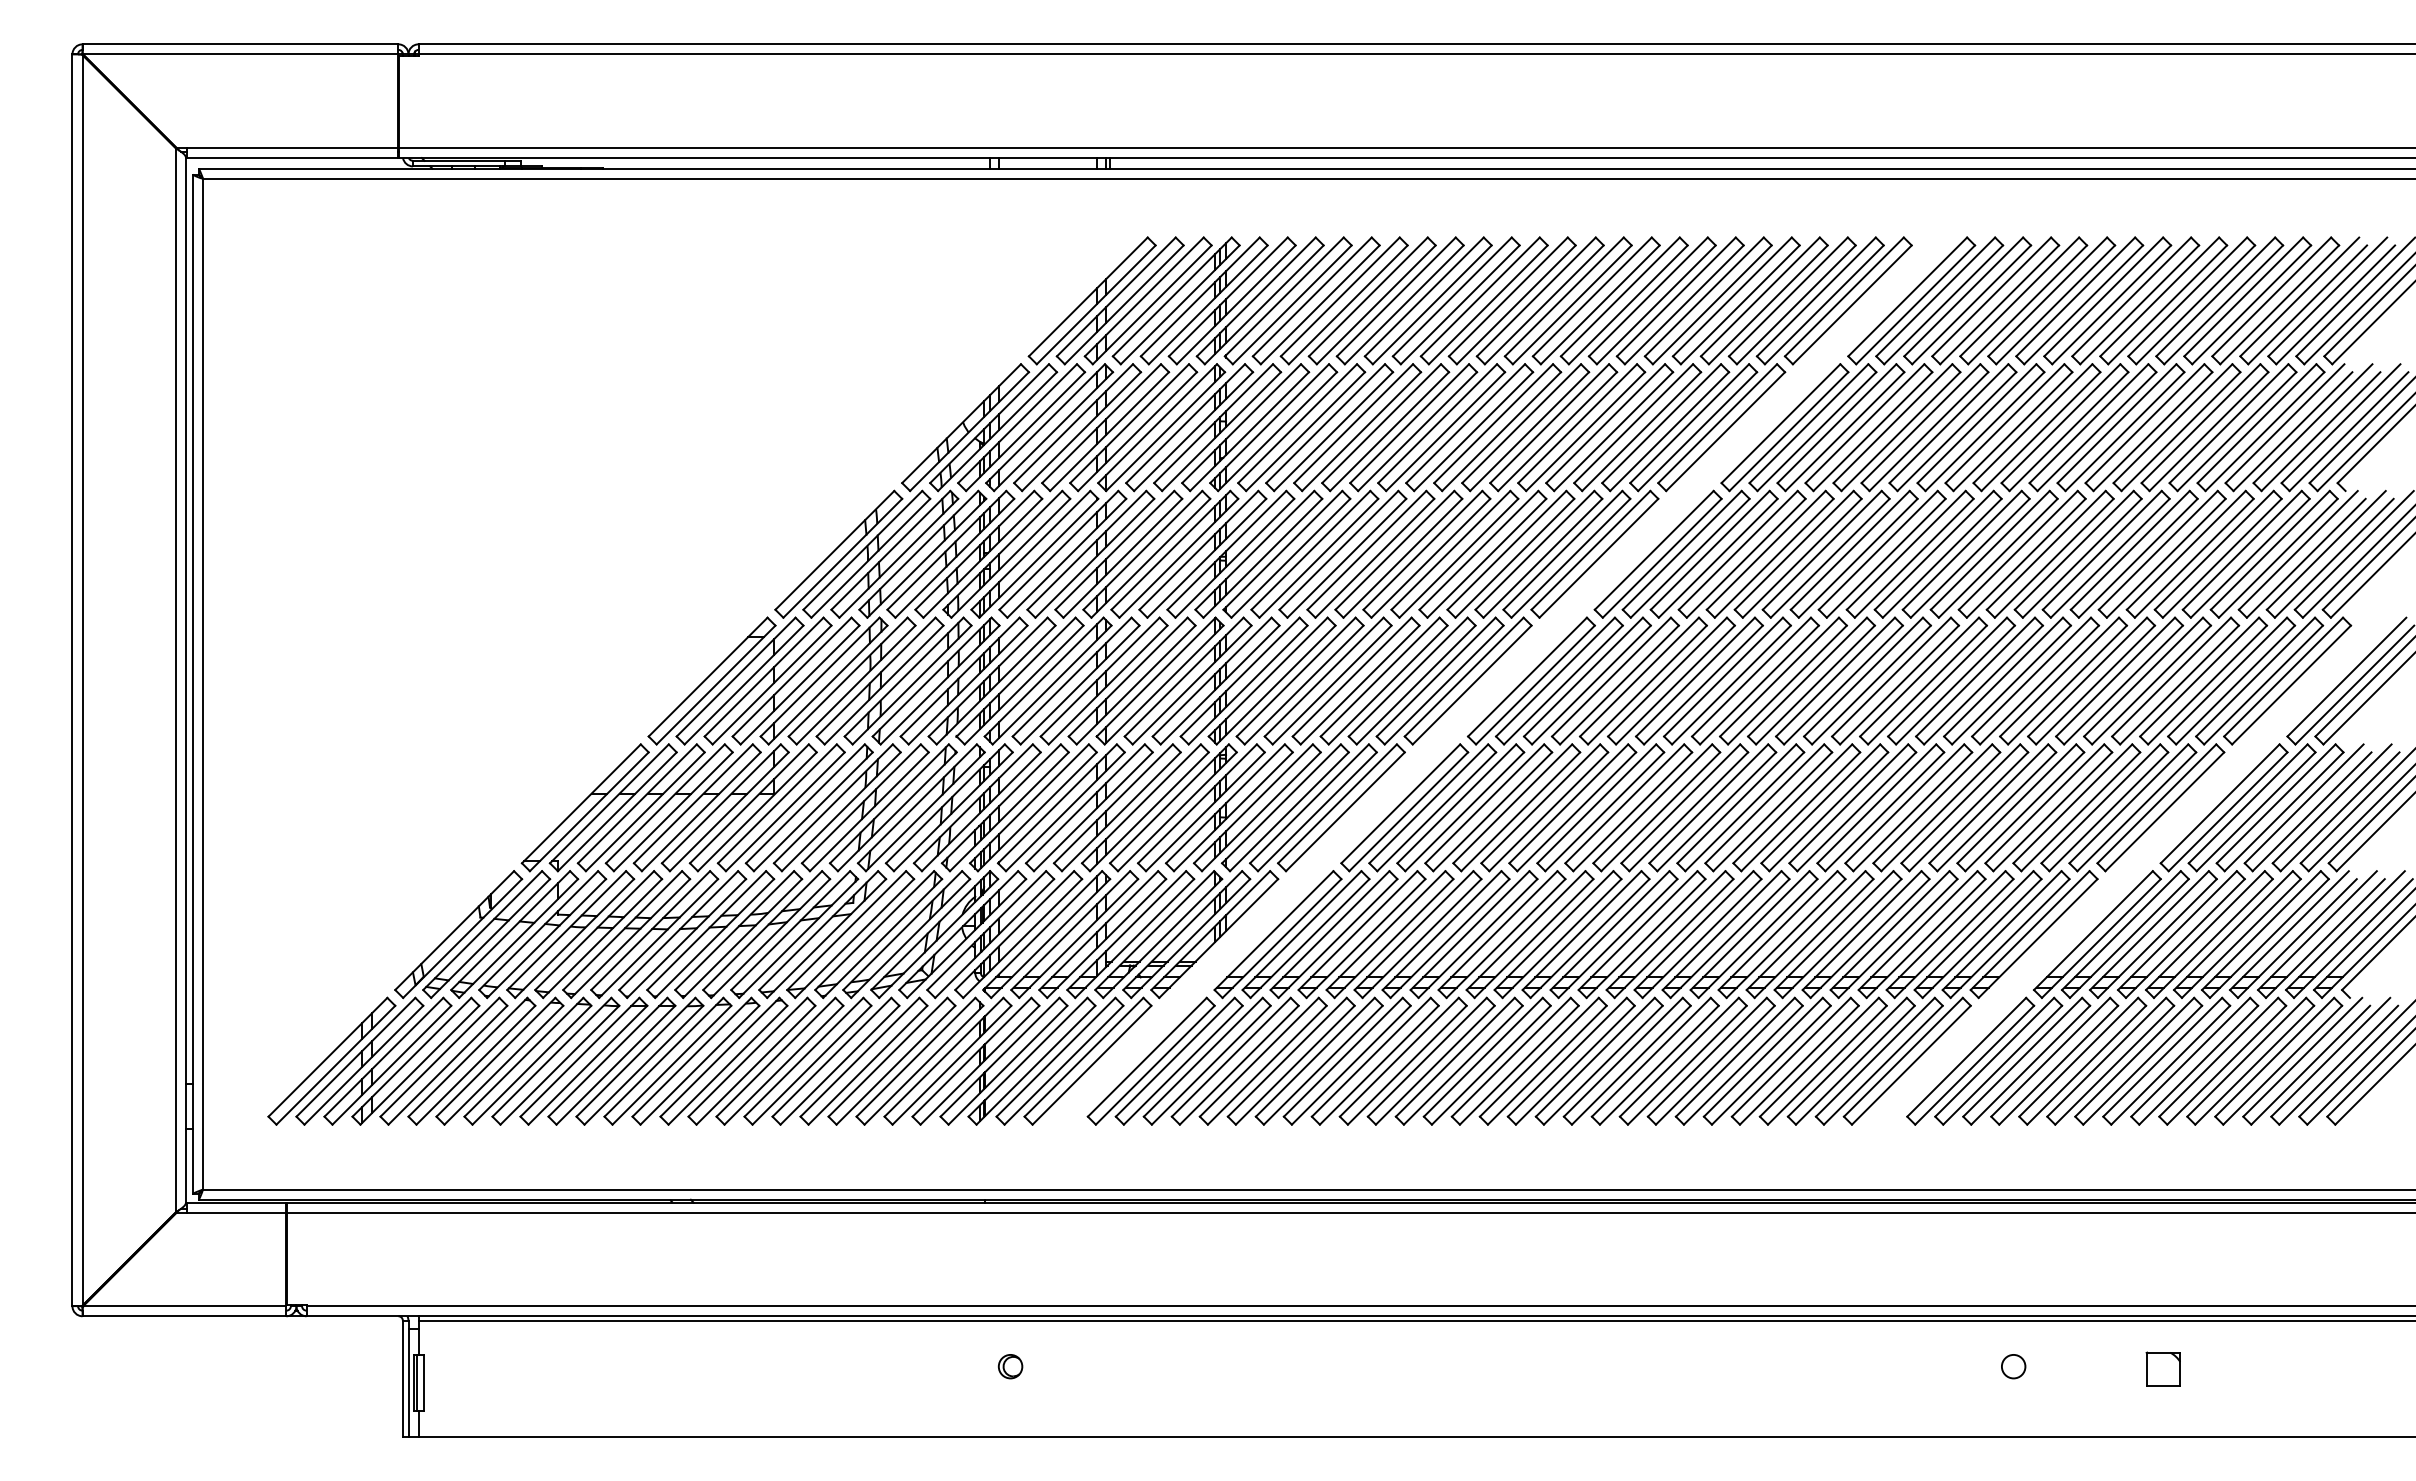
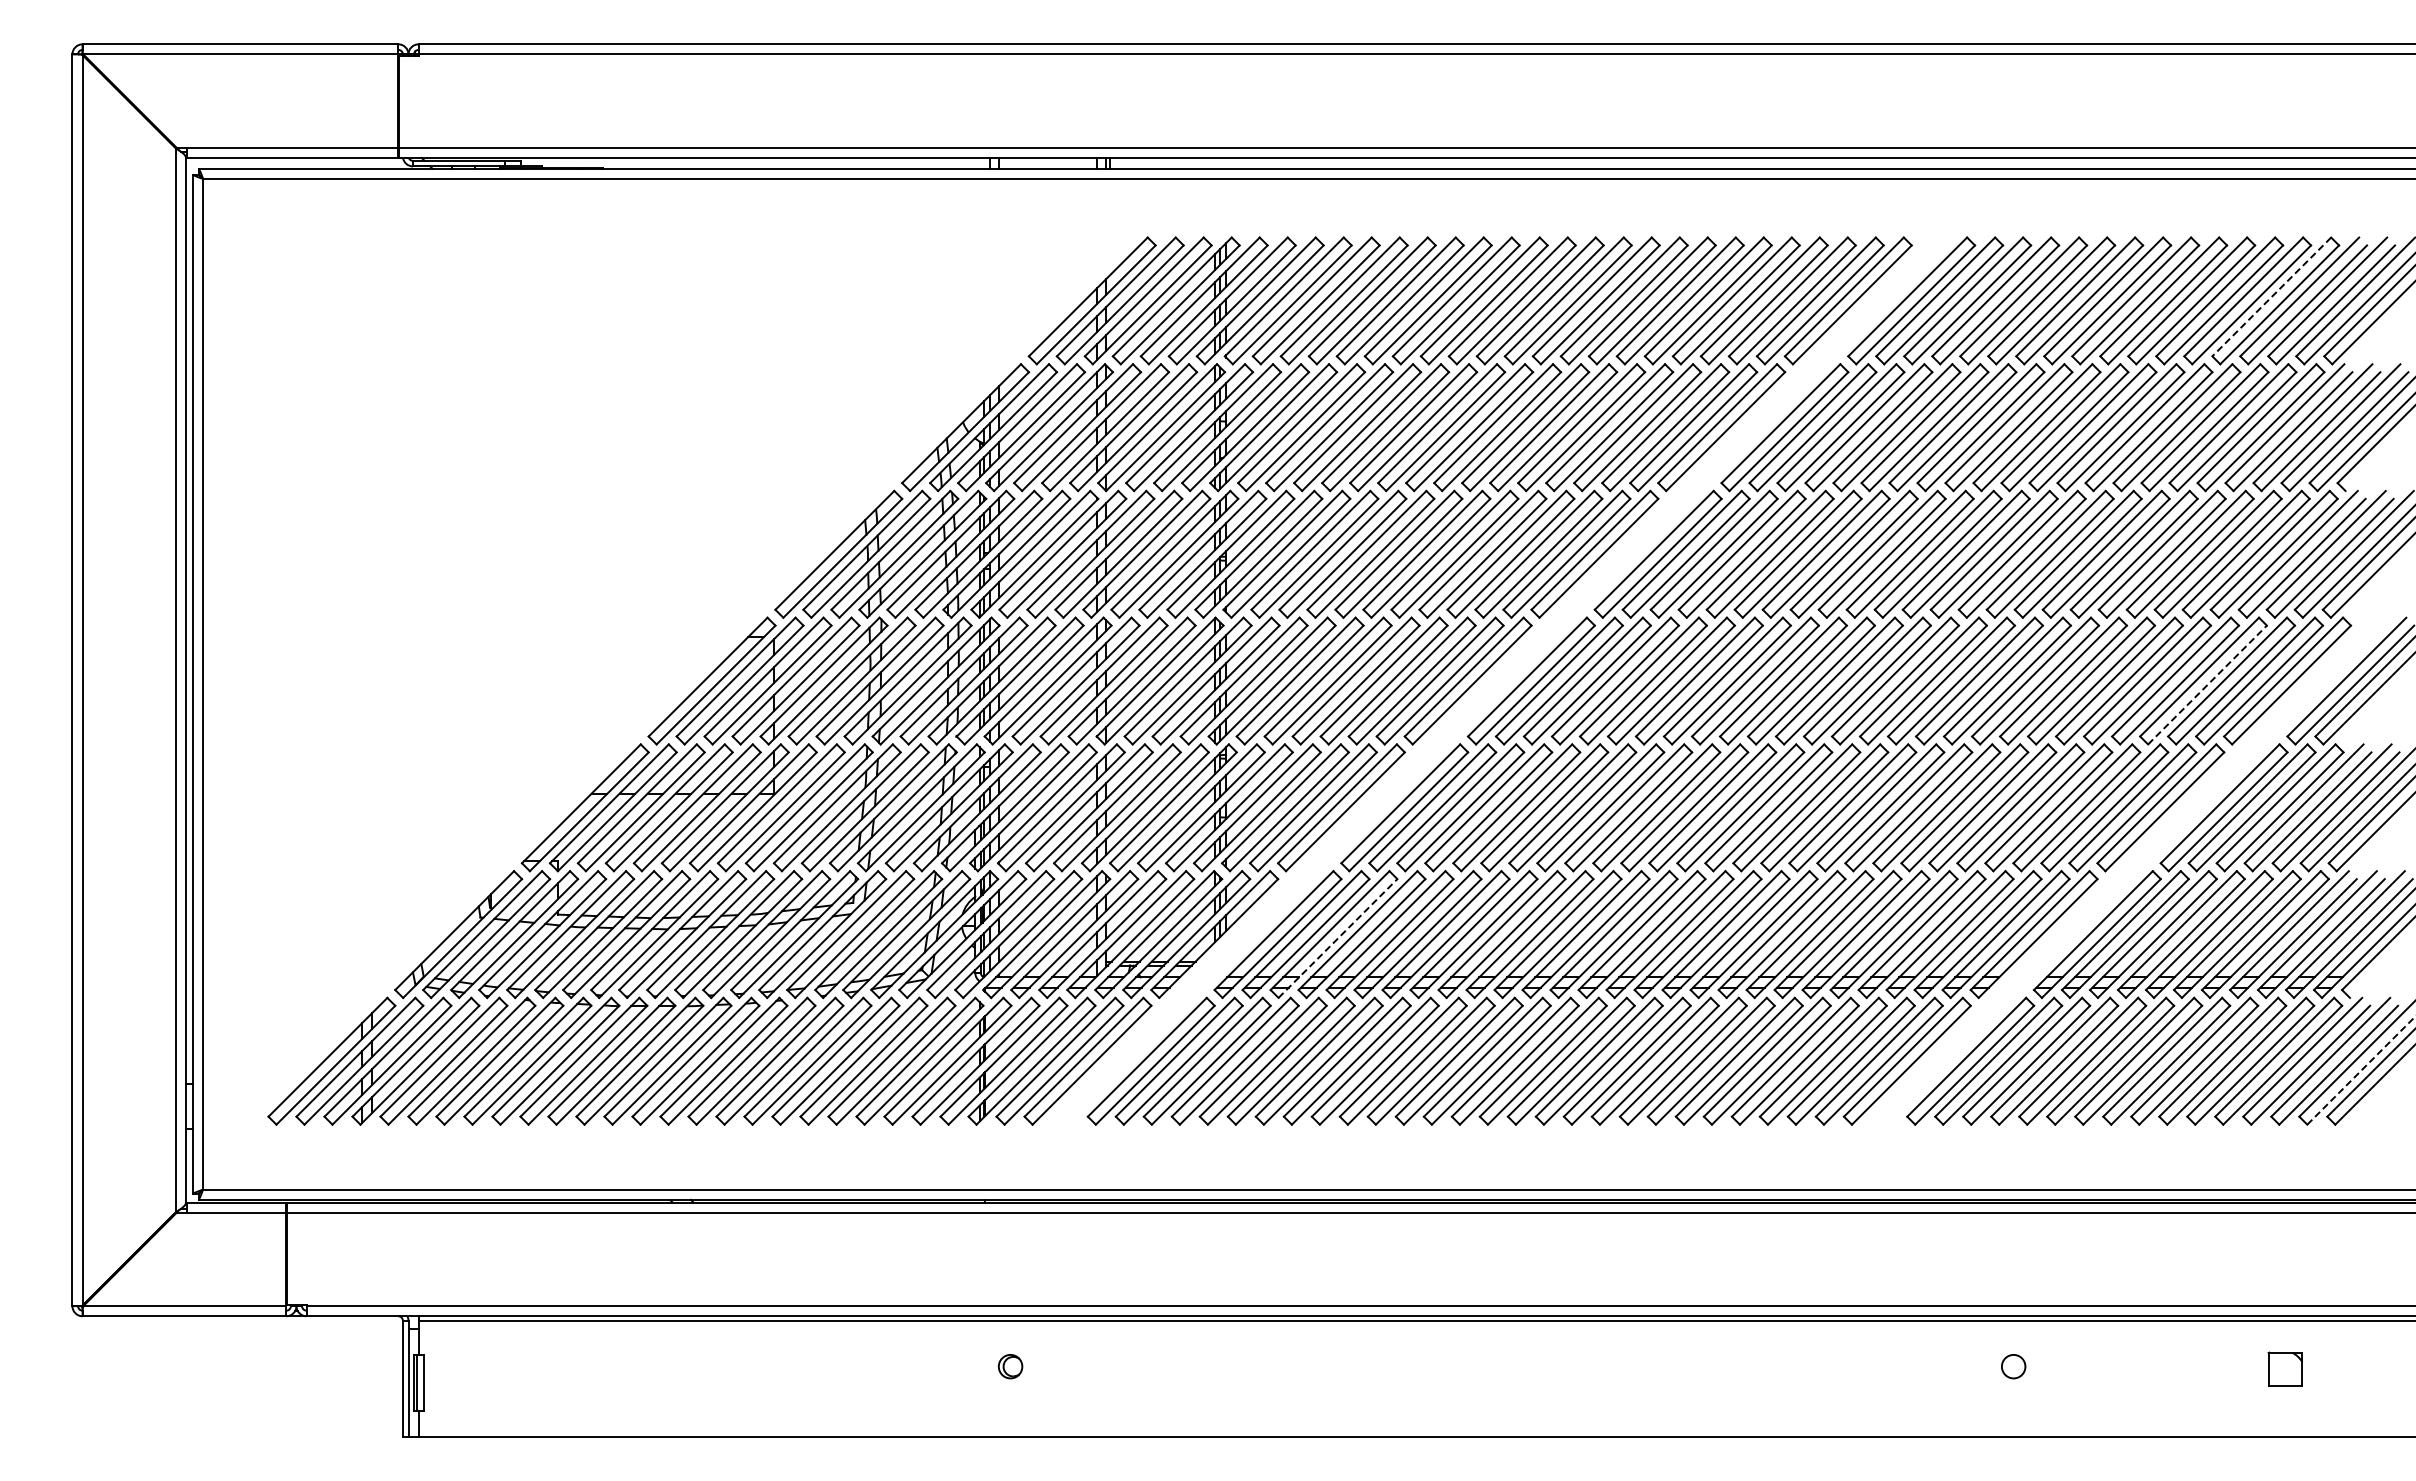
line: solid -> dashed (2271, 296)
line: solid -> dashed (2207, 685)
line: solid -> dashed (1338, 938)
line: solid -> dashed (2361, 1070)
part position: (2162, 1368) -> (2284, 1368) (2284, 1368)
